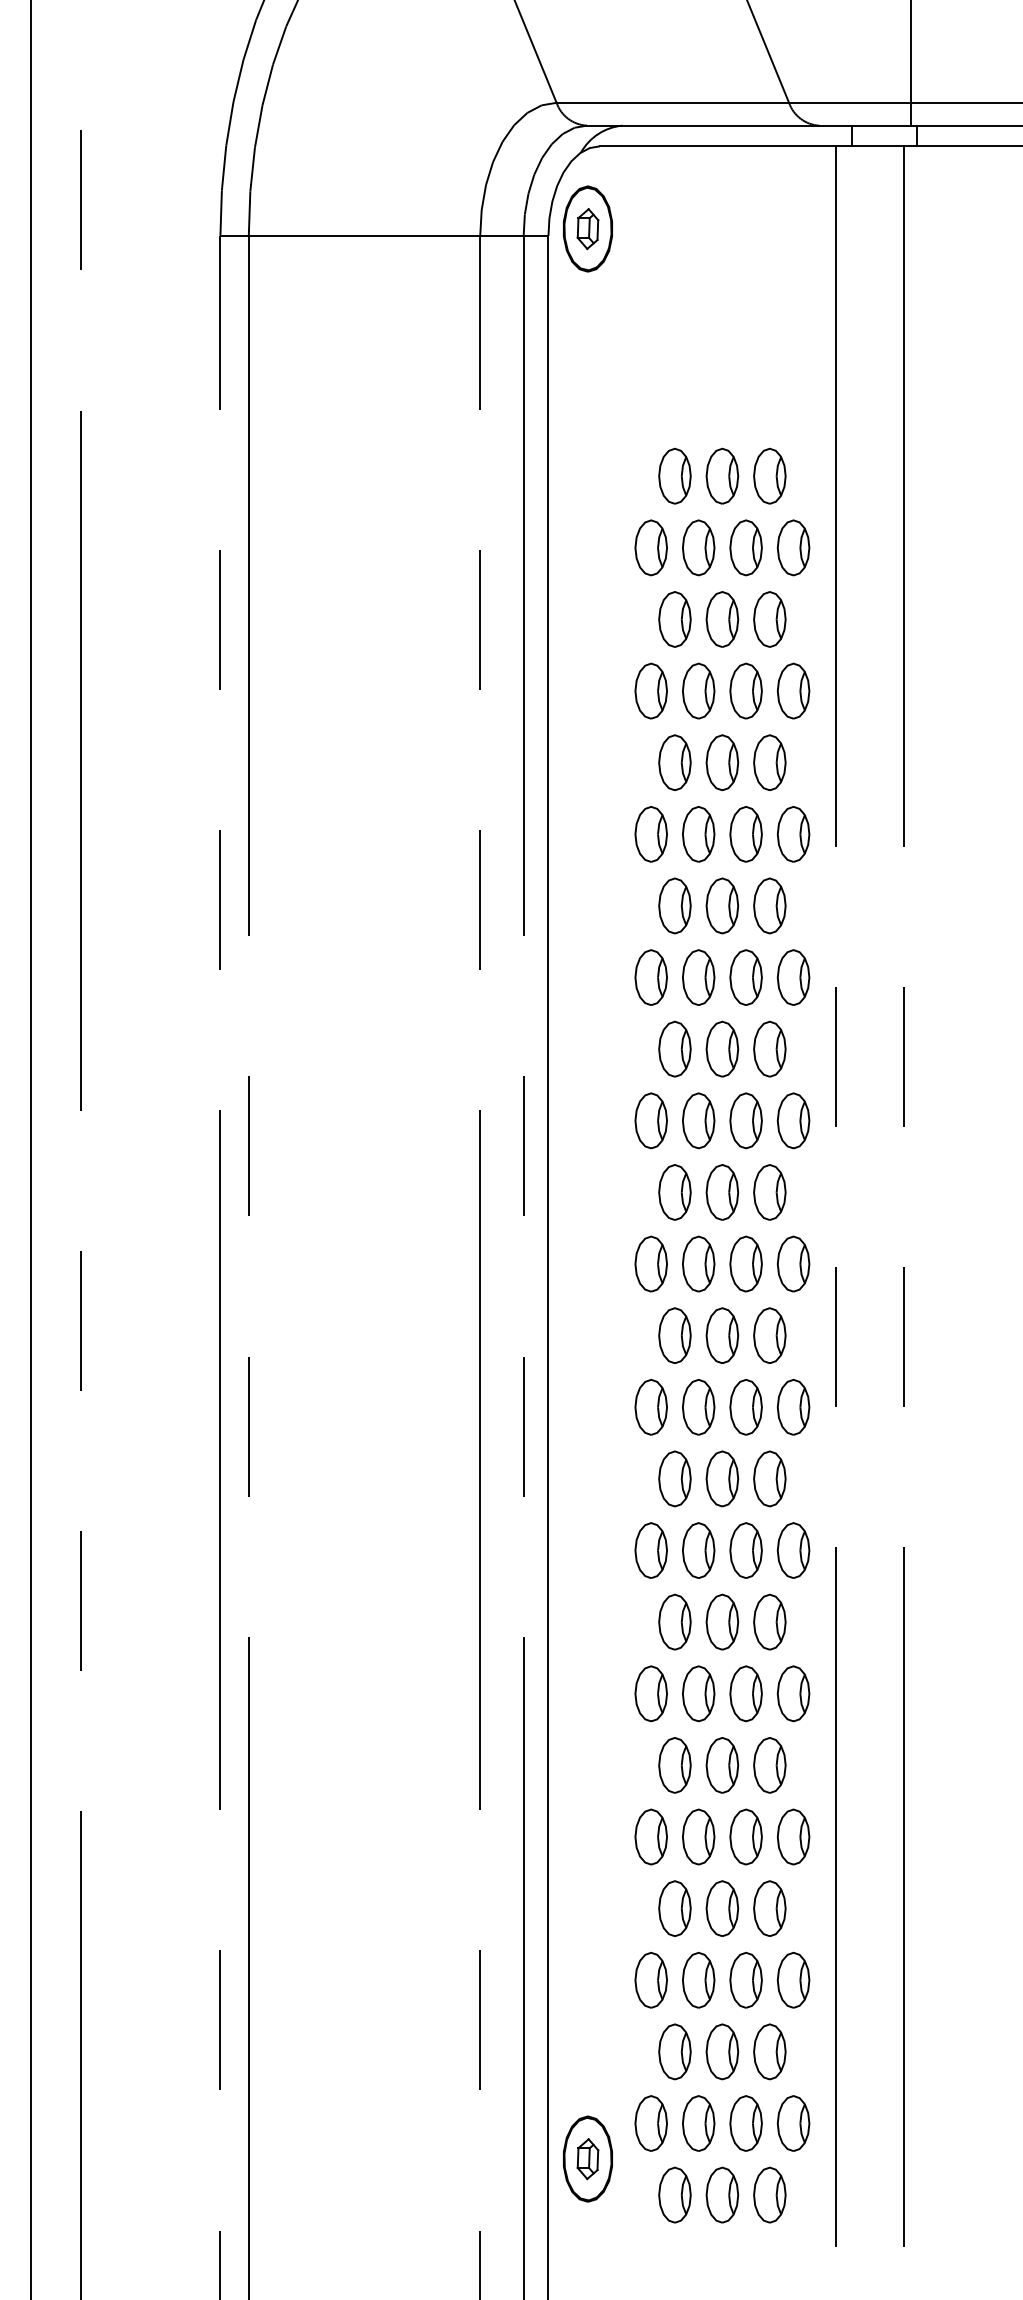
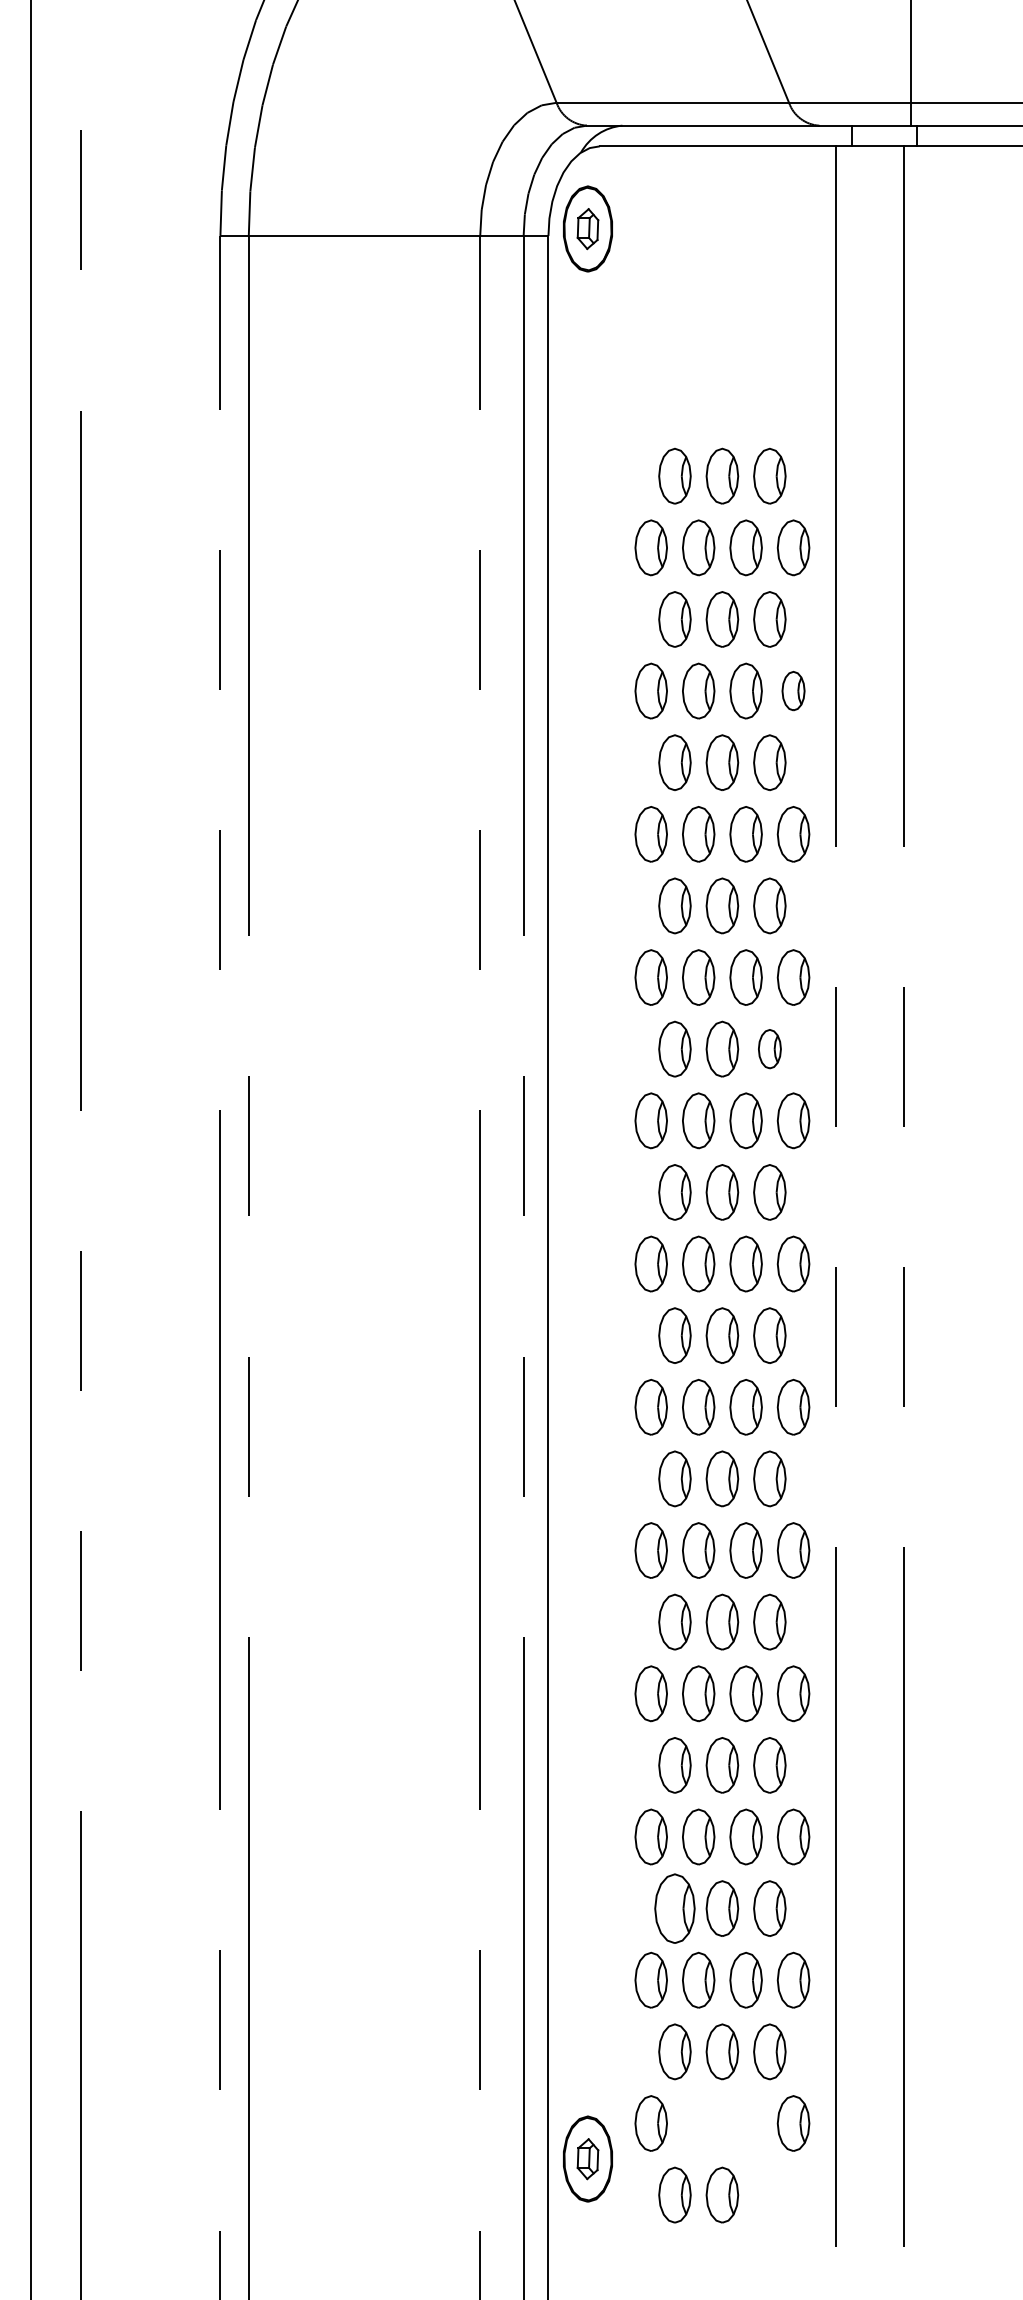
part size: 35x58 px -> 25x41 px (793, 691)
part size: 34x58 px -> 24x41 px (769, 1049)
part size: 34x57 px -> 42x71 px (674, 1908)
part: present -> none (698, 2123)
part: present -> none (745, 2123)
part: present -> none (769, 2194)
